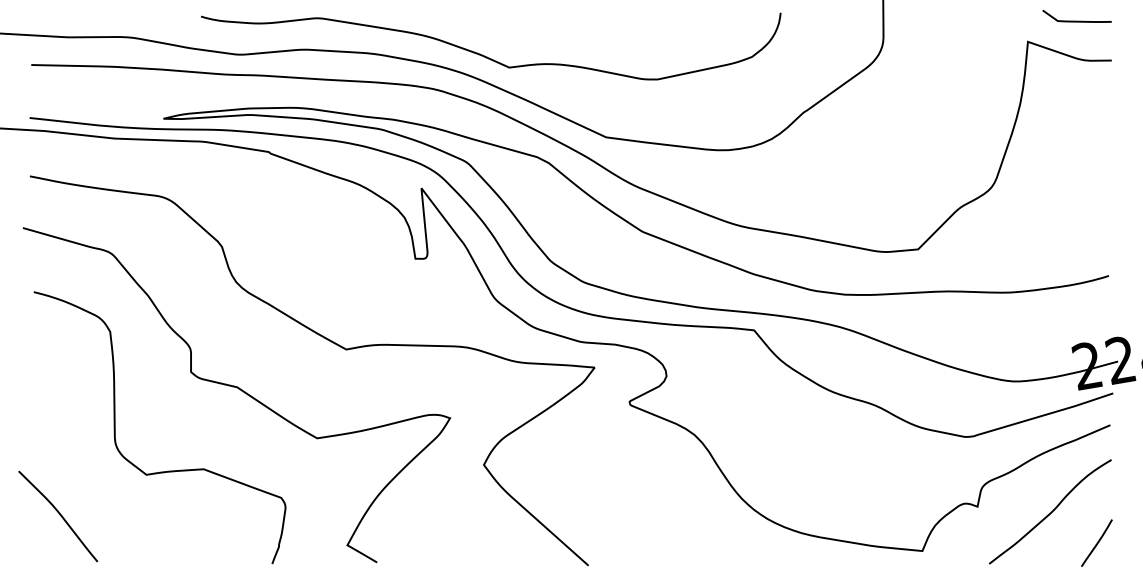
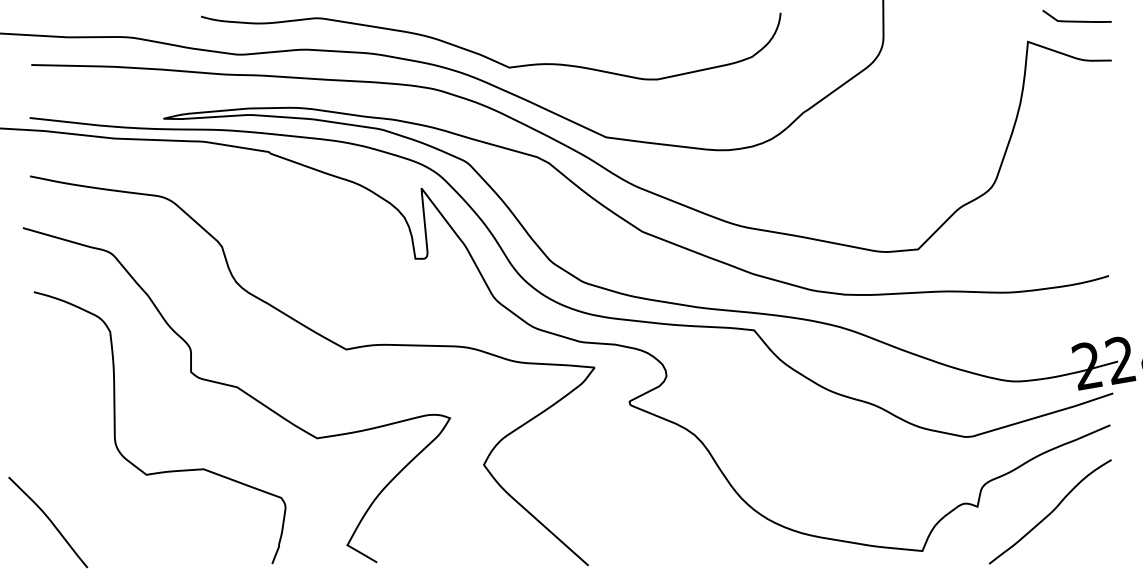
curve position: (59, 515) -> (49, 521) (49, 521)
line: present -> none (1097, 542)
